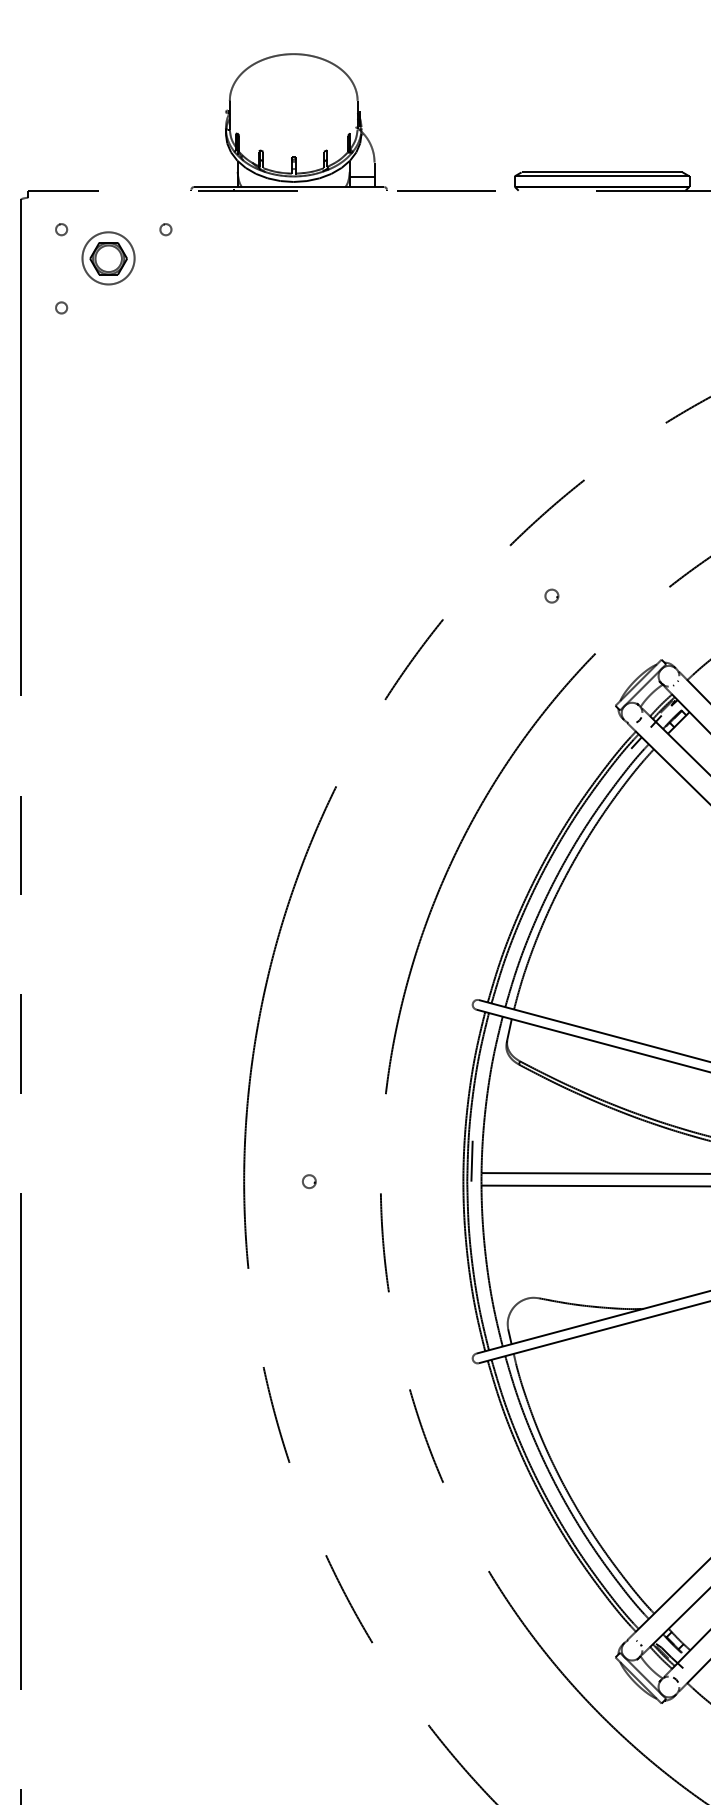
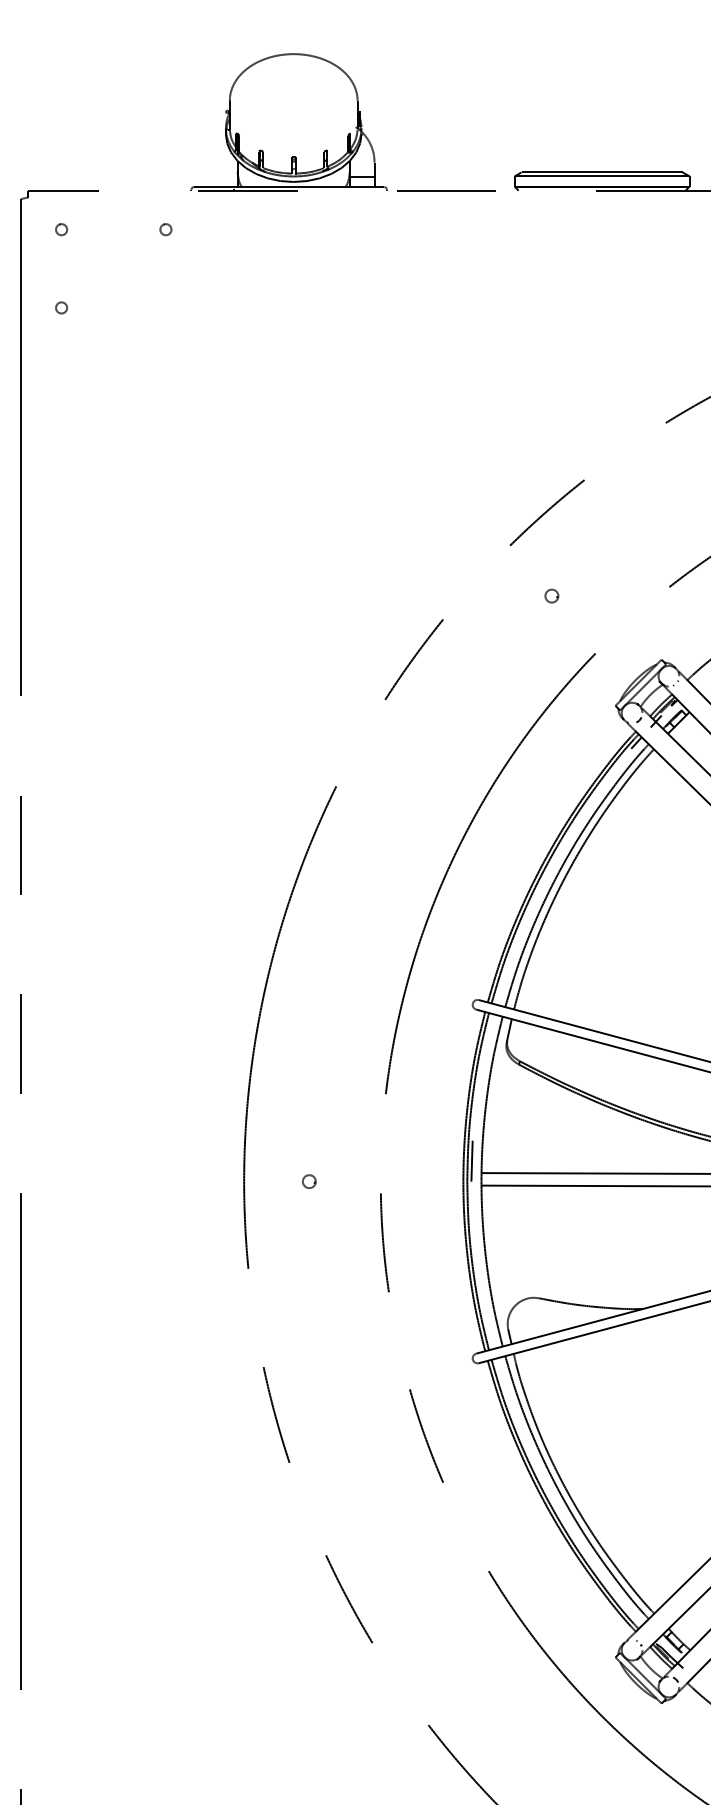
part: present -> none (108, 258)
